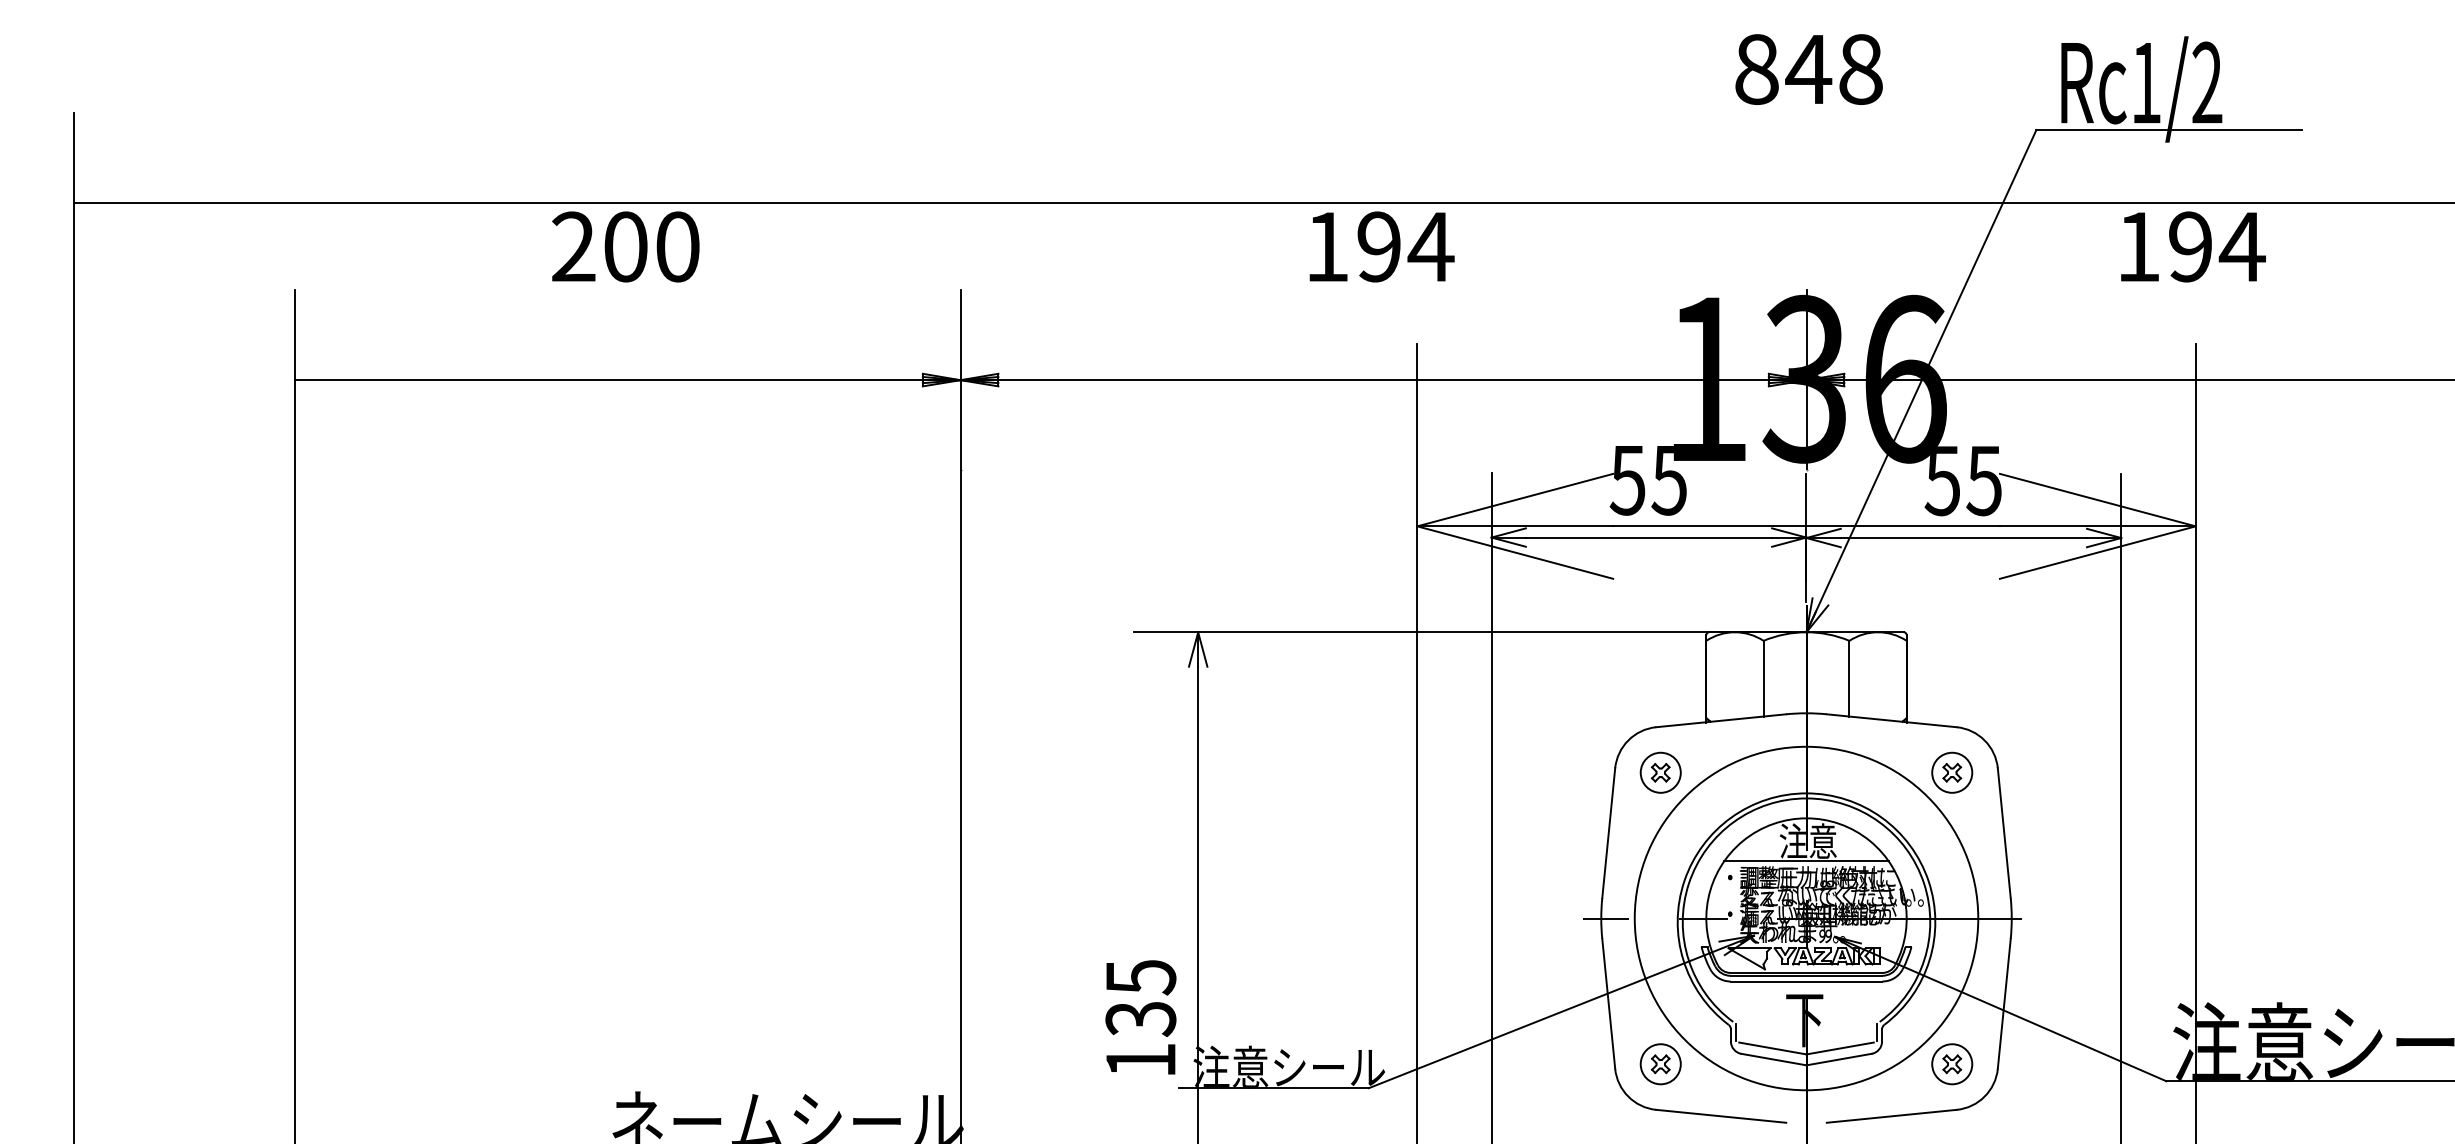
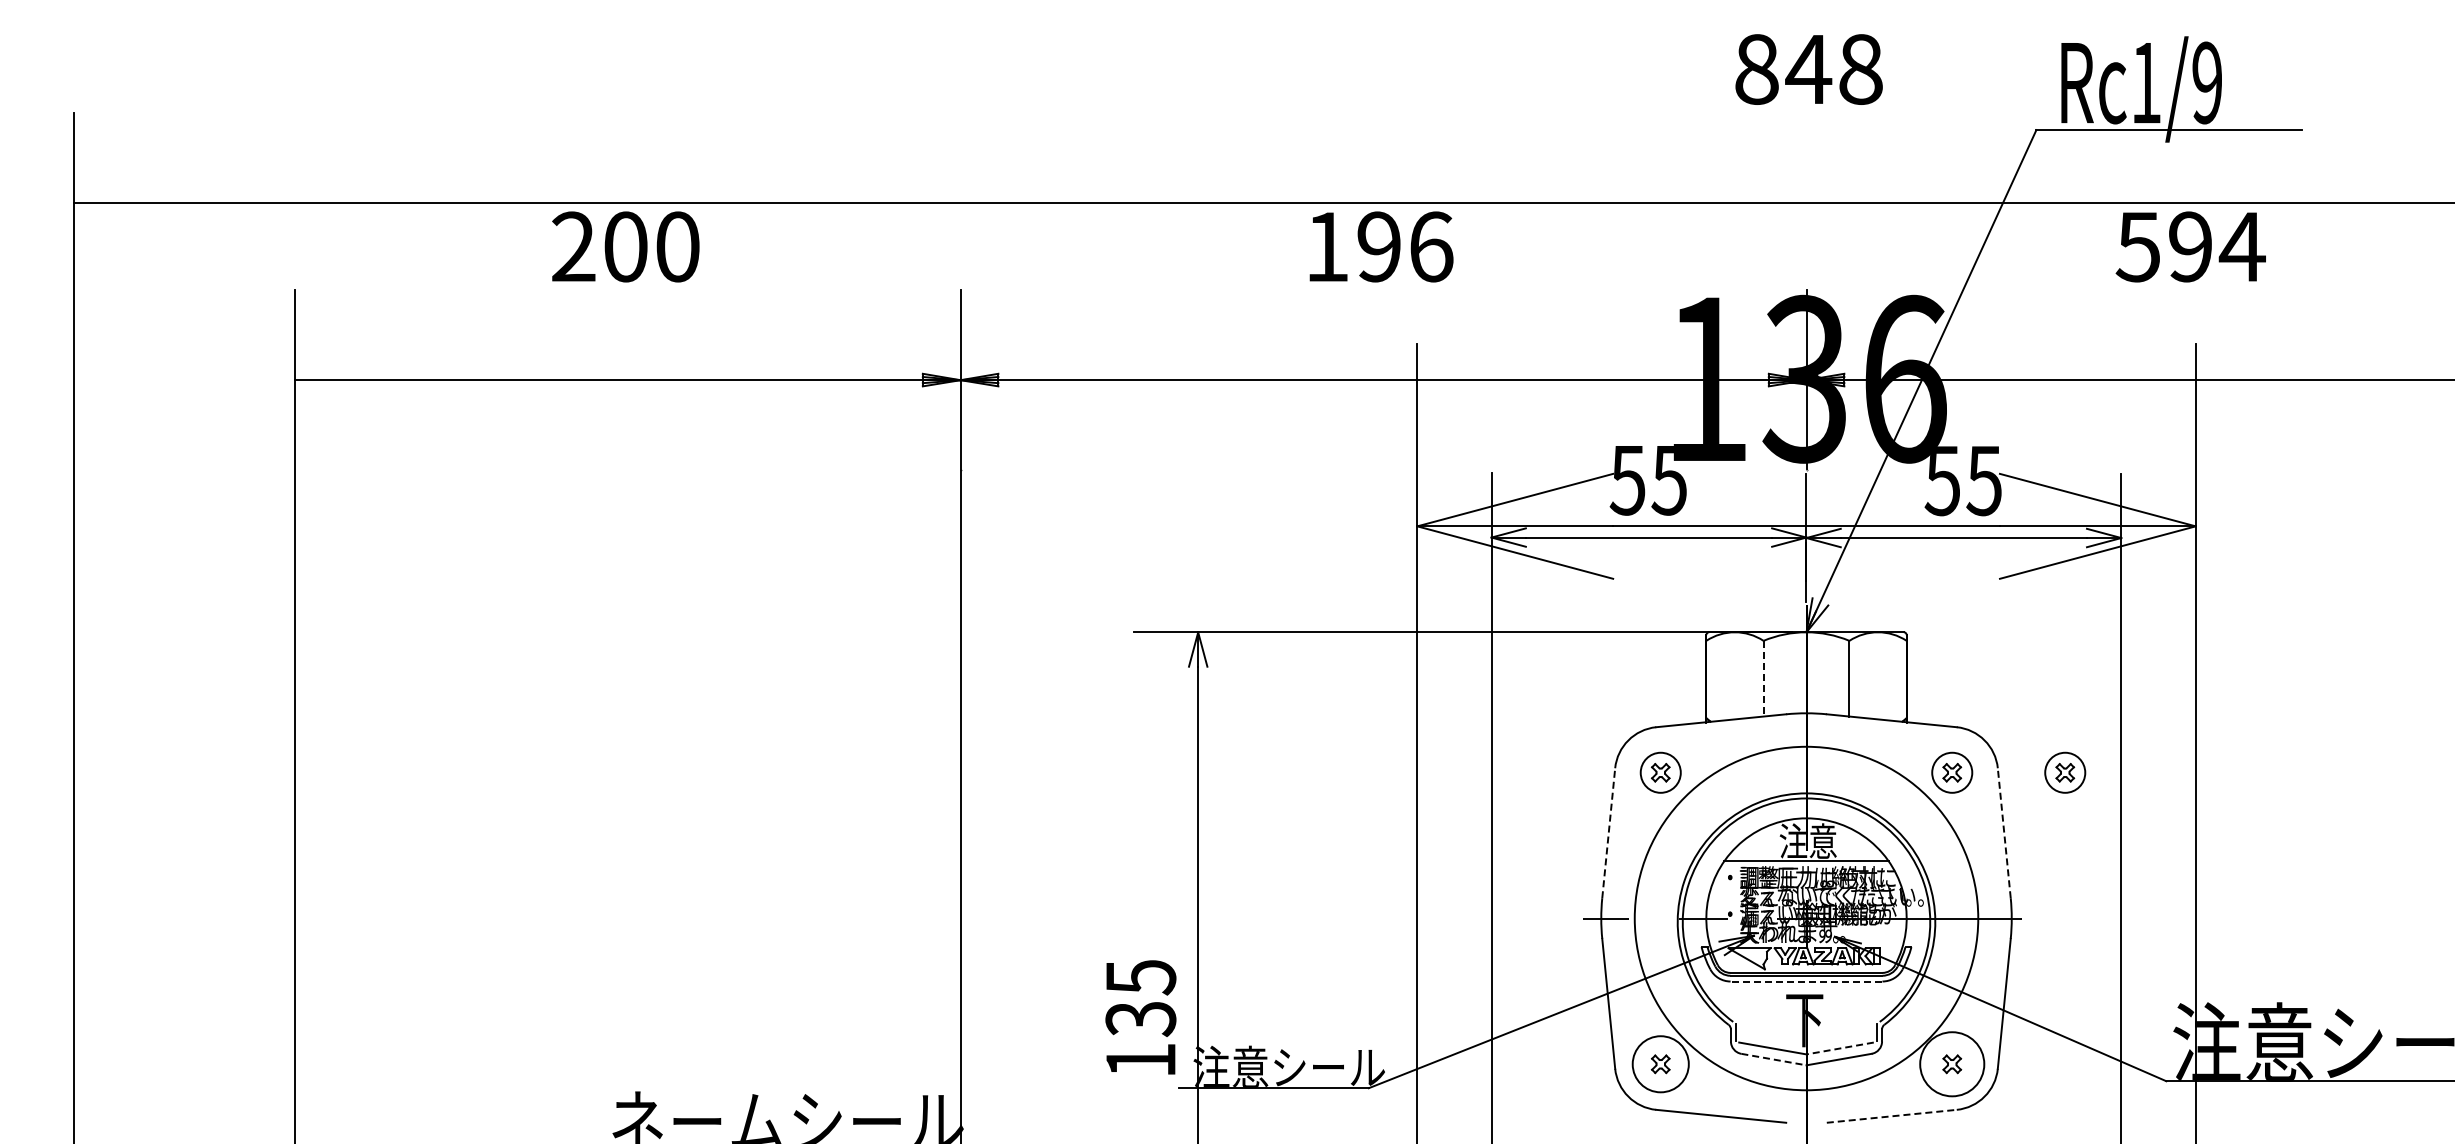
text: Rc1/2 -> Rc1/9 (2207, 83)
text: 194 -> 196 (1430, 246)
text: 194 -> 594 (2137, 247)
line: solid -> dashed (1763, 678)
part: none -> present (2065, 772)
line: solid -> dashed (1608, 832)
line: solid -> dashed (2004, 832)
line: solid -> dashed (1806, 981)
line: solid -> dashed (1839, 1048)
line: solid -> dashed (1774, 1059)
circle diameter: 40 px -> 56 px (1660, 1064)
circle diameter: 40 px -> 64 px (1952, 1064)
line: solid -> dashed (1892, 1116)
